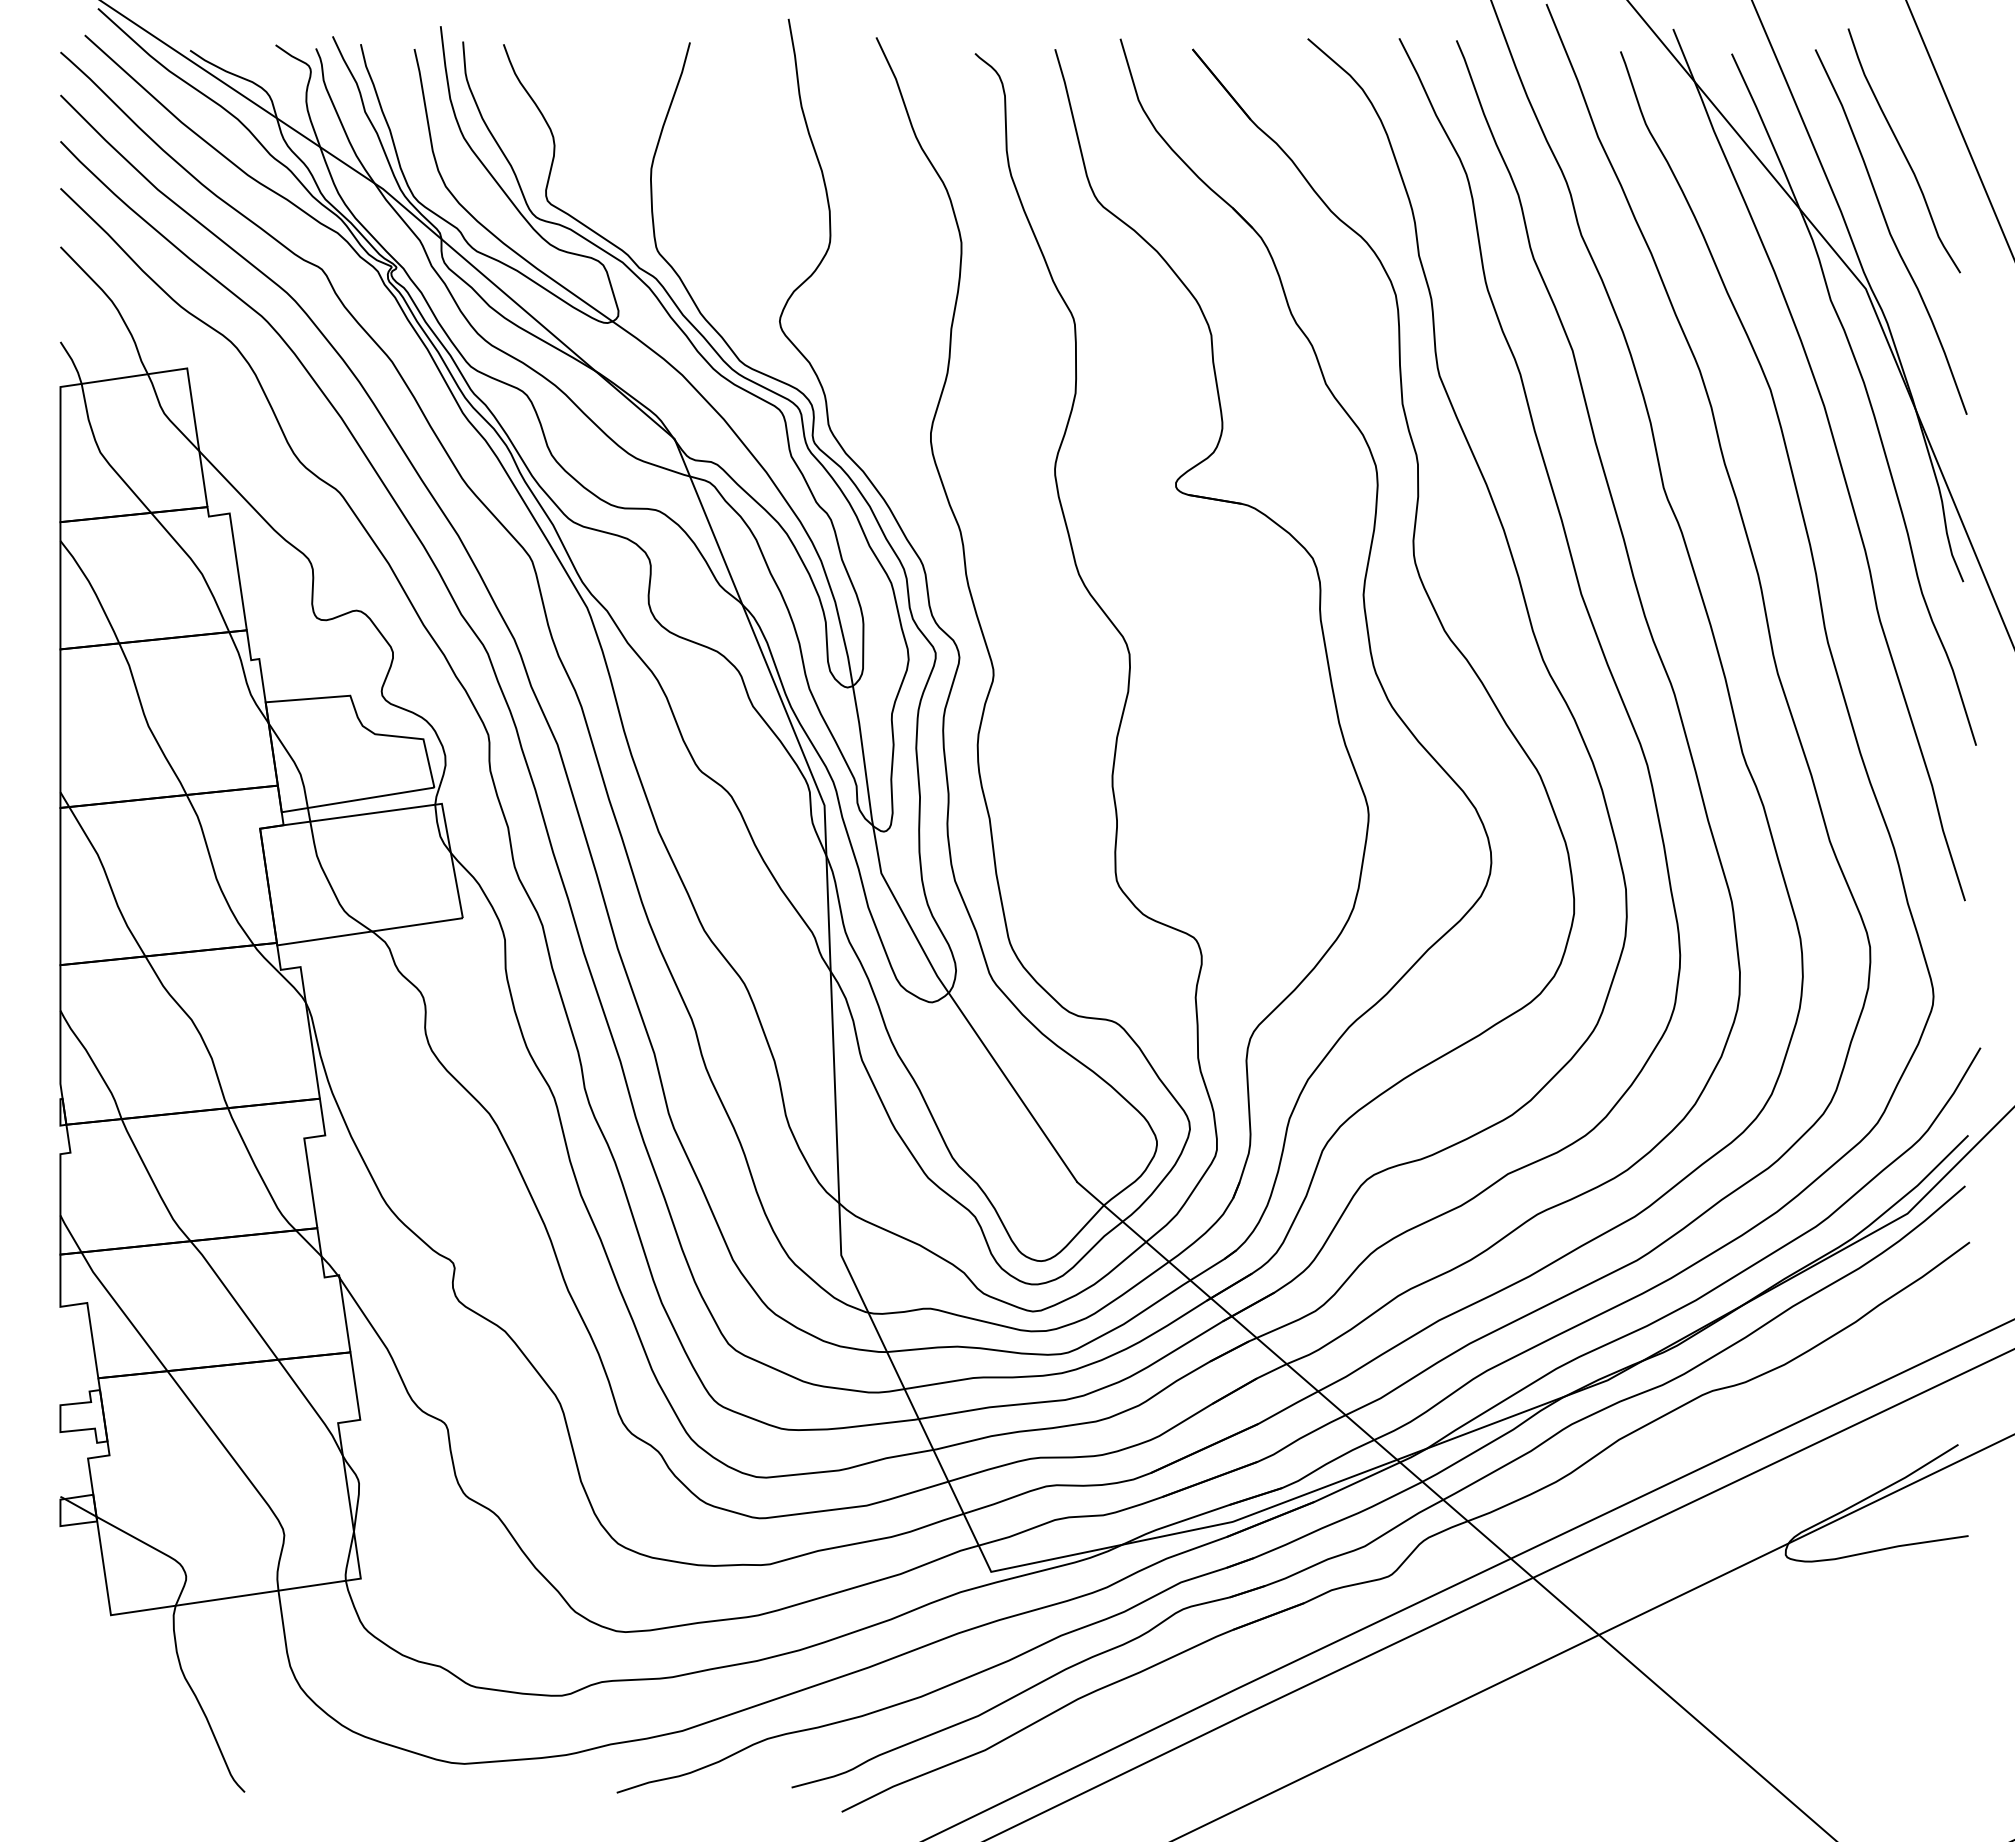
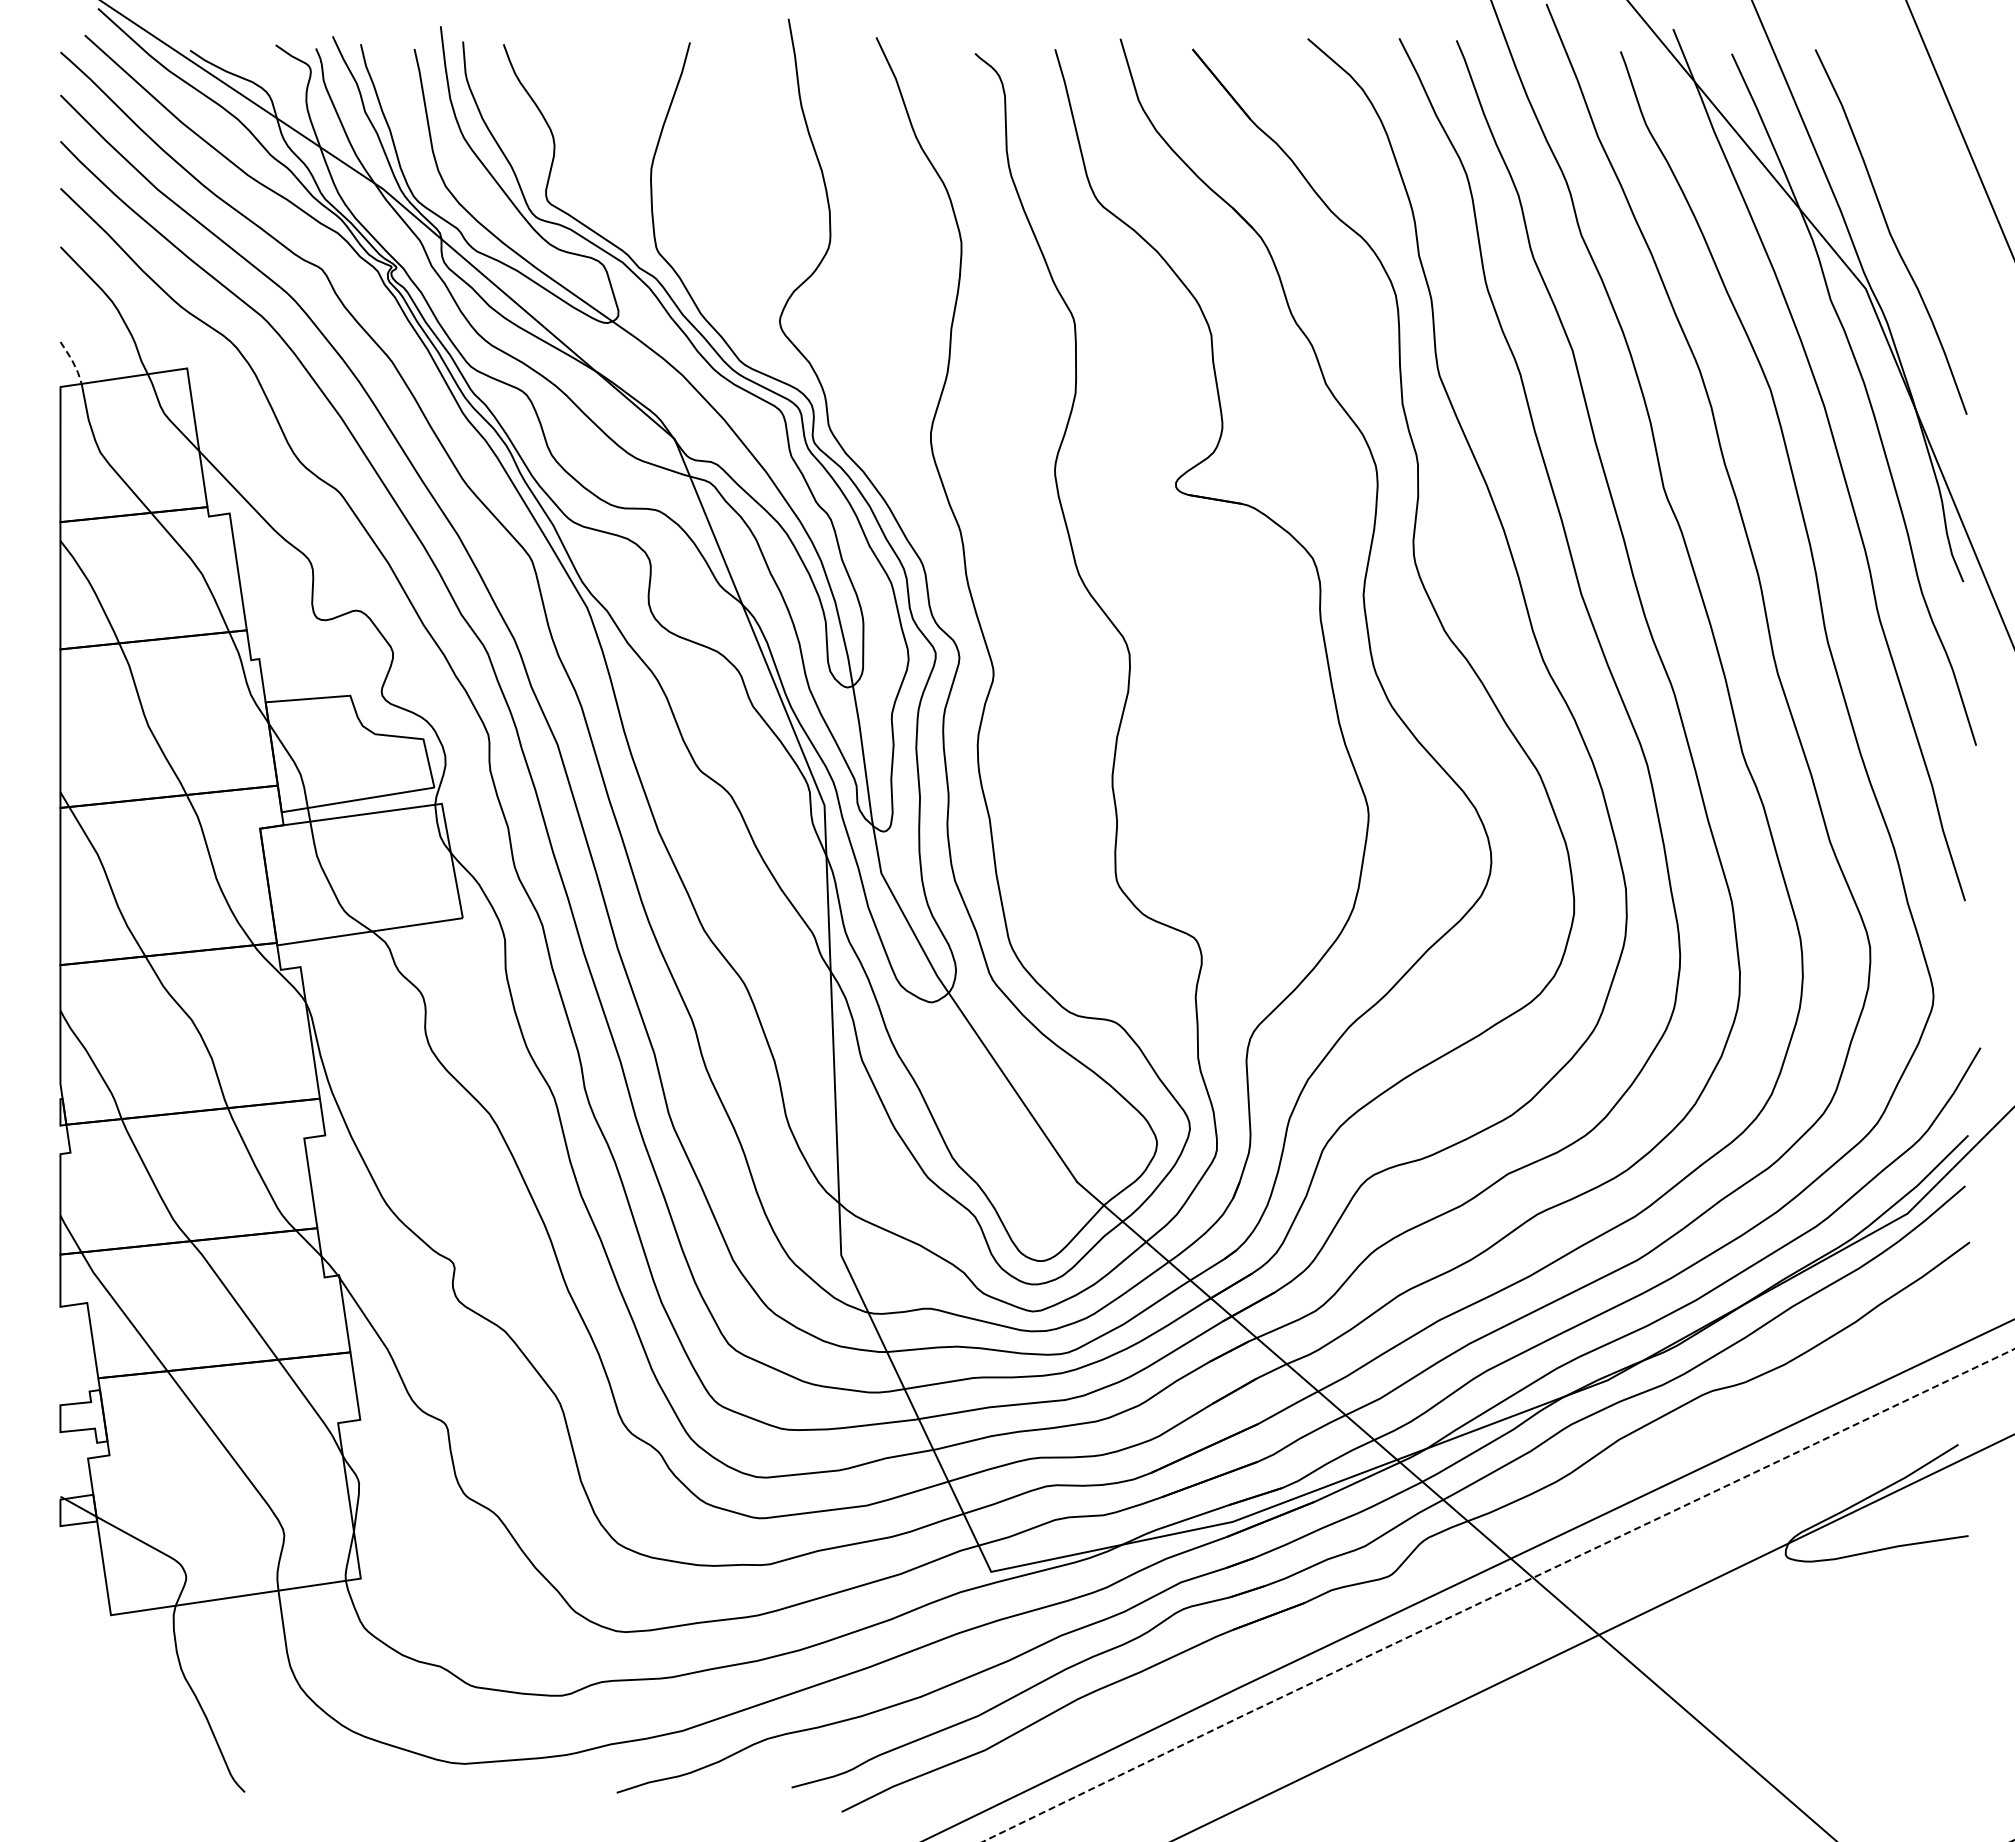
curve: present -> none (1903, 150)
line: solid -> dashed (73, 362)
line: solid -> dashed (1498, 1594)
